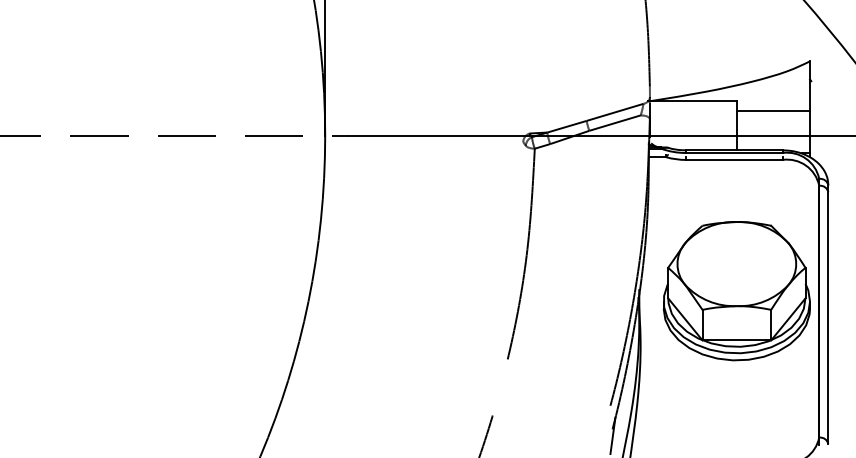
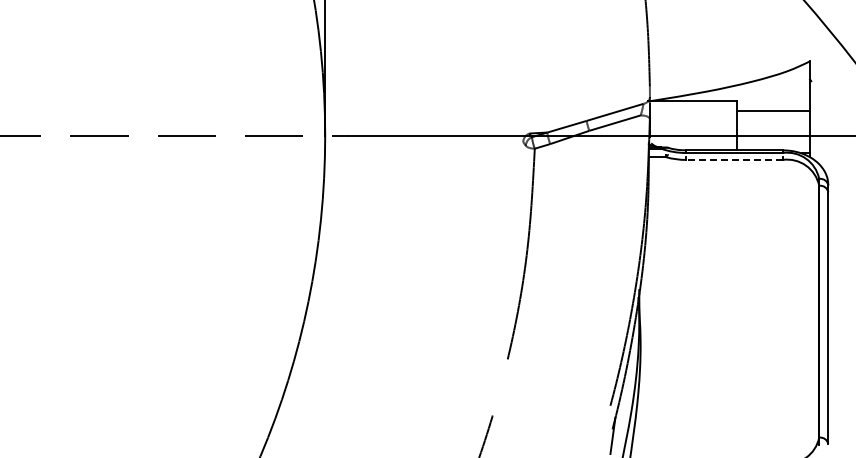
line: solid -> dashed (733, 159)
part: present -> none (736, 291)
